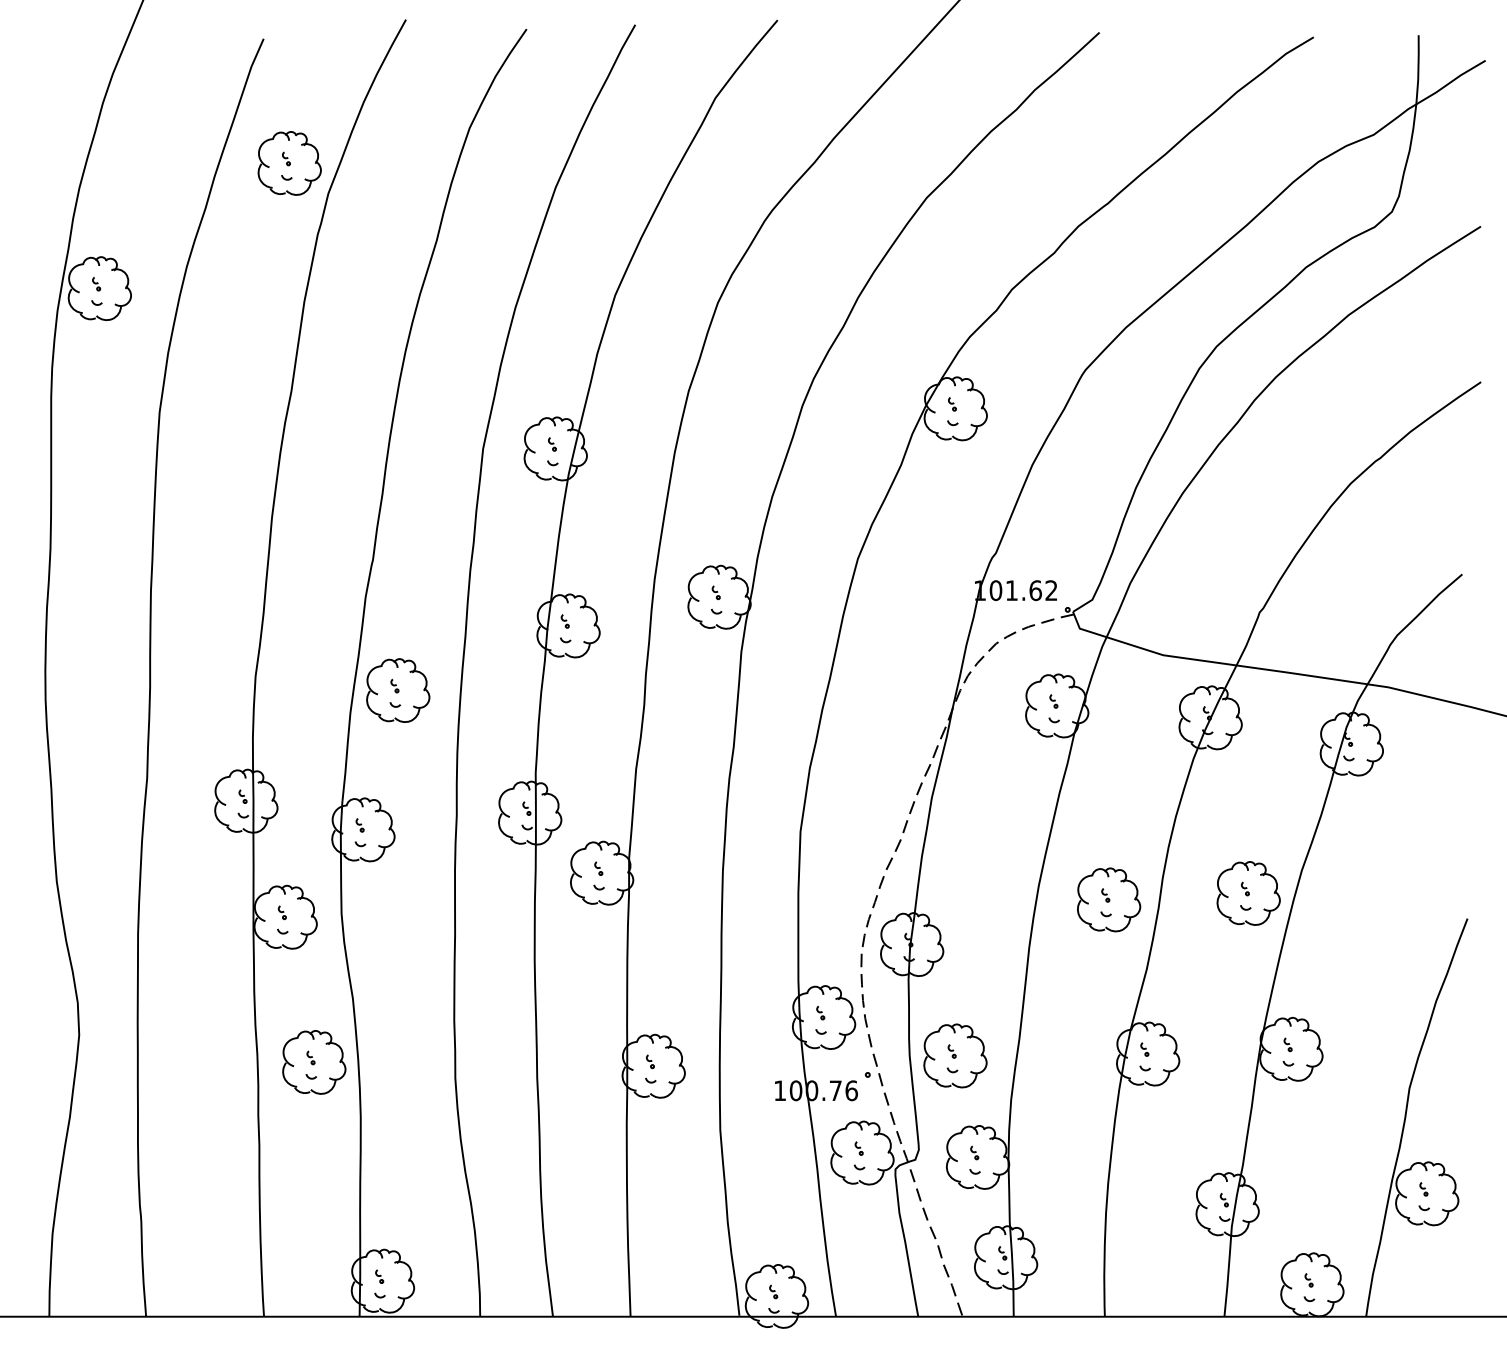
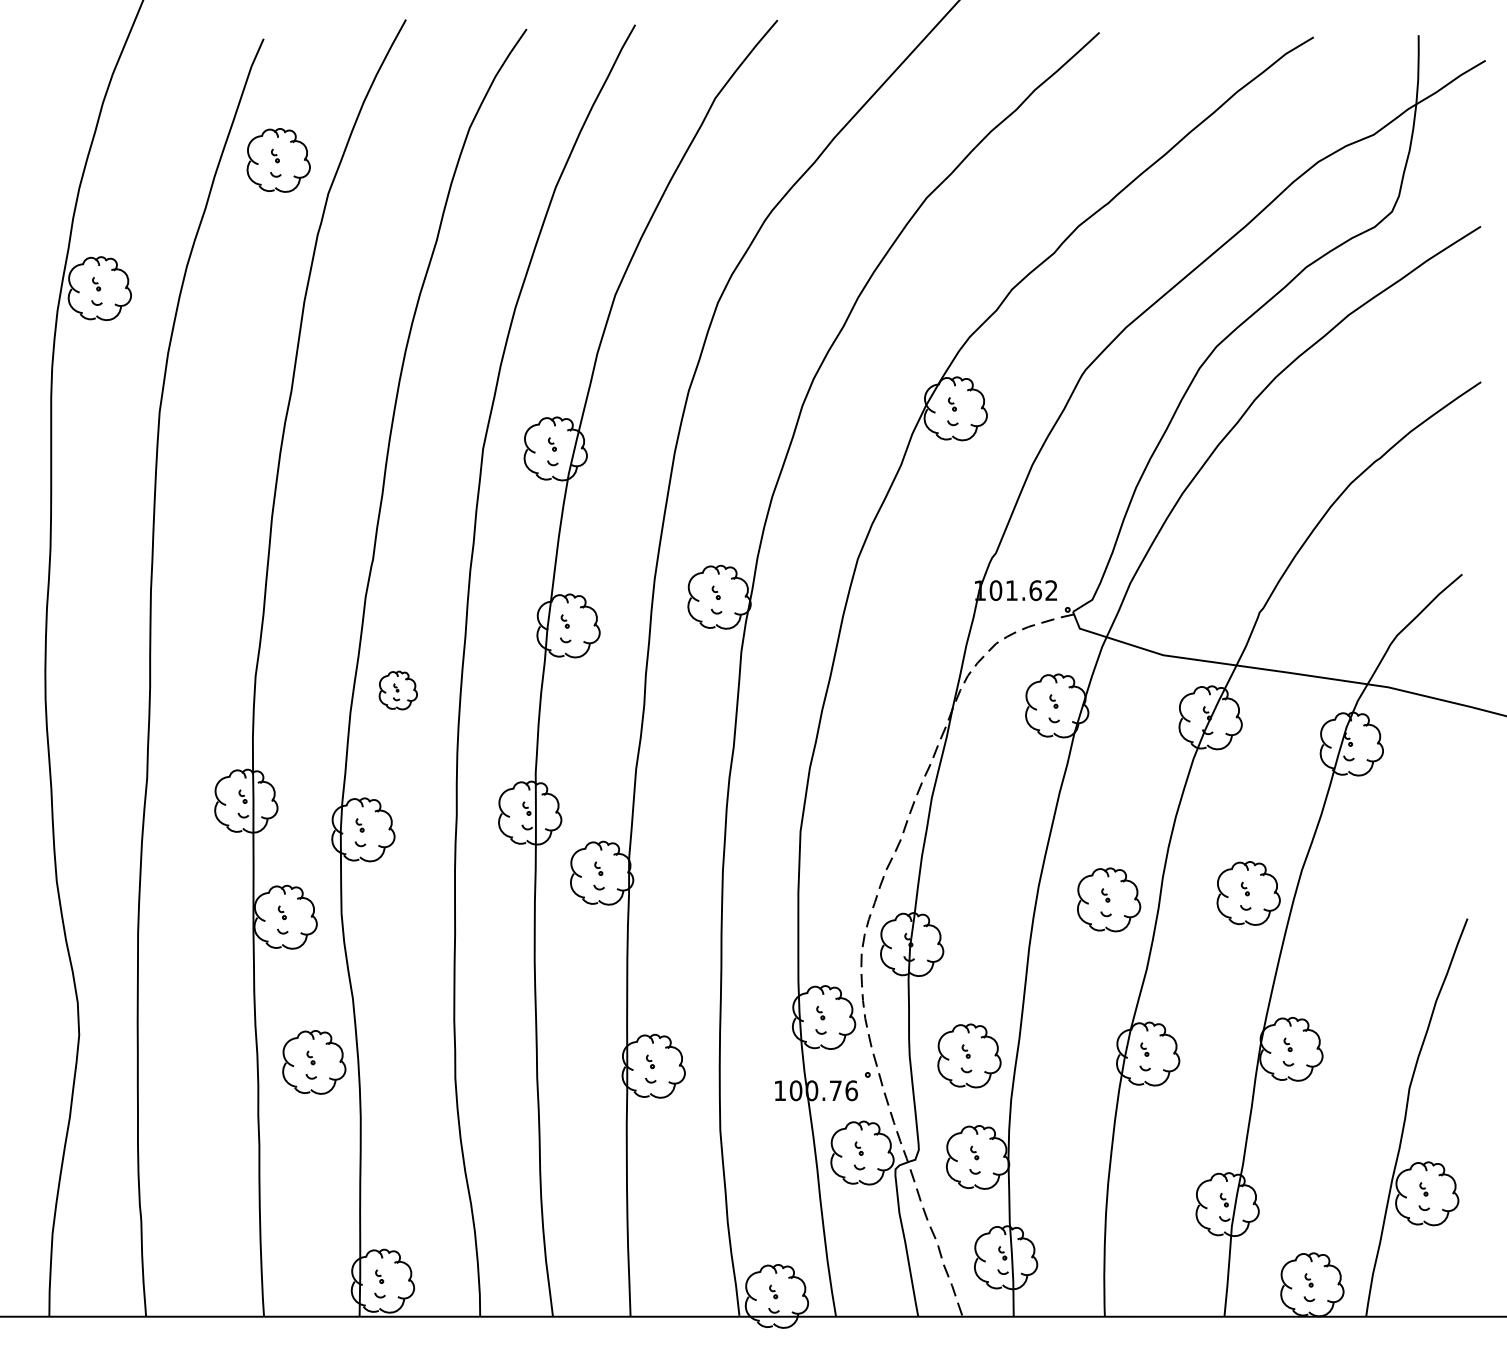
part position: (289, 163) -> (278, 160) (278, 160)
part size: 65x65 px -> 40x41 px (397, 690)
part position: (955, 1055) -> (969, 1055) (969, 1055)
